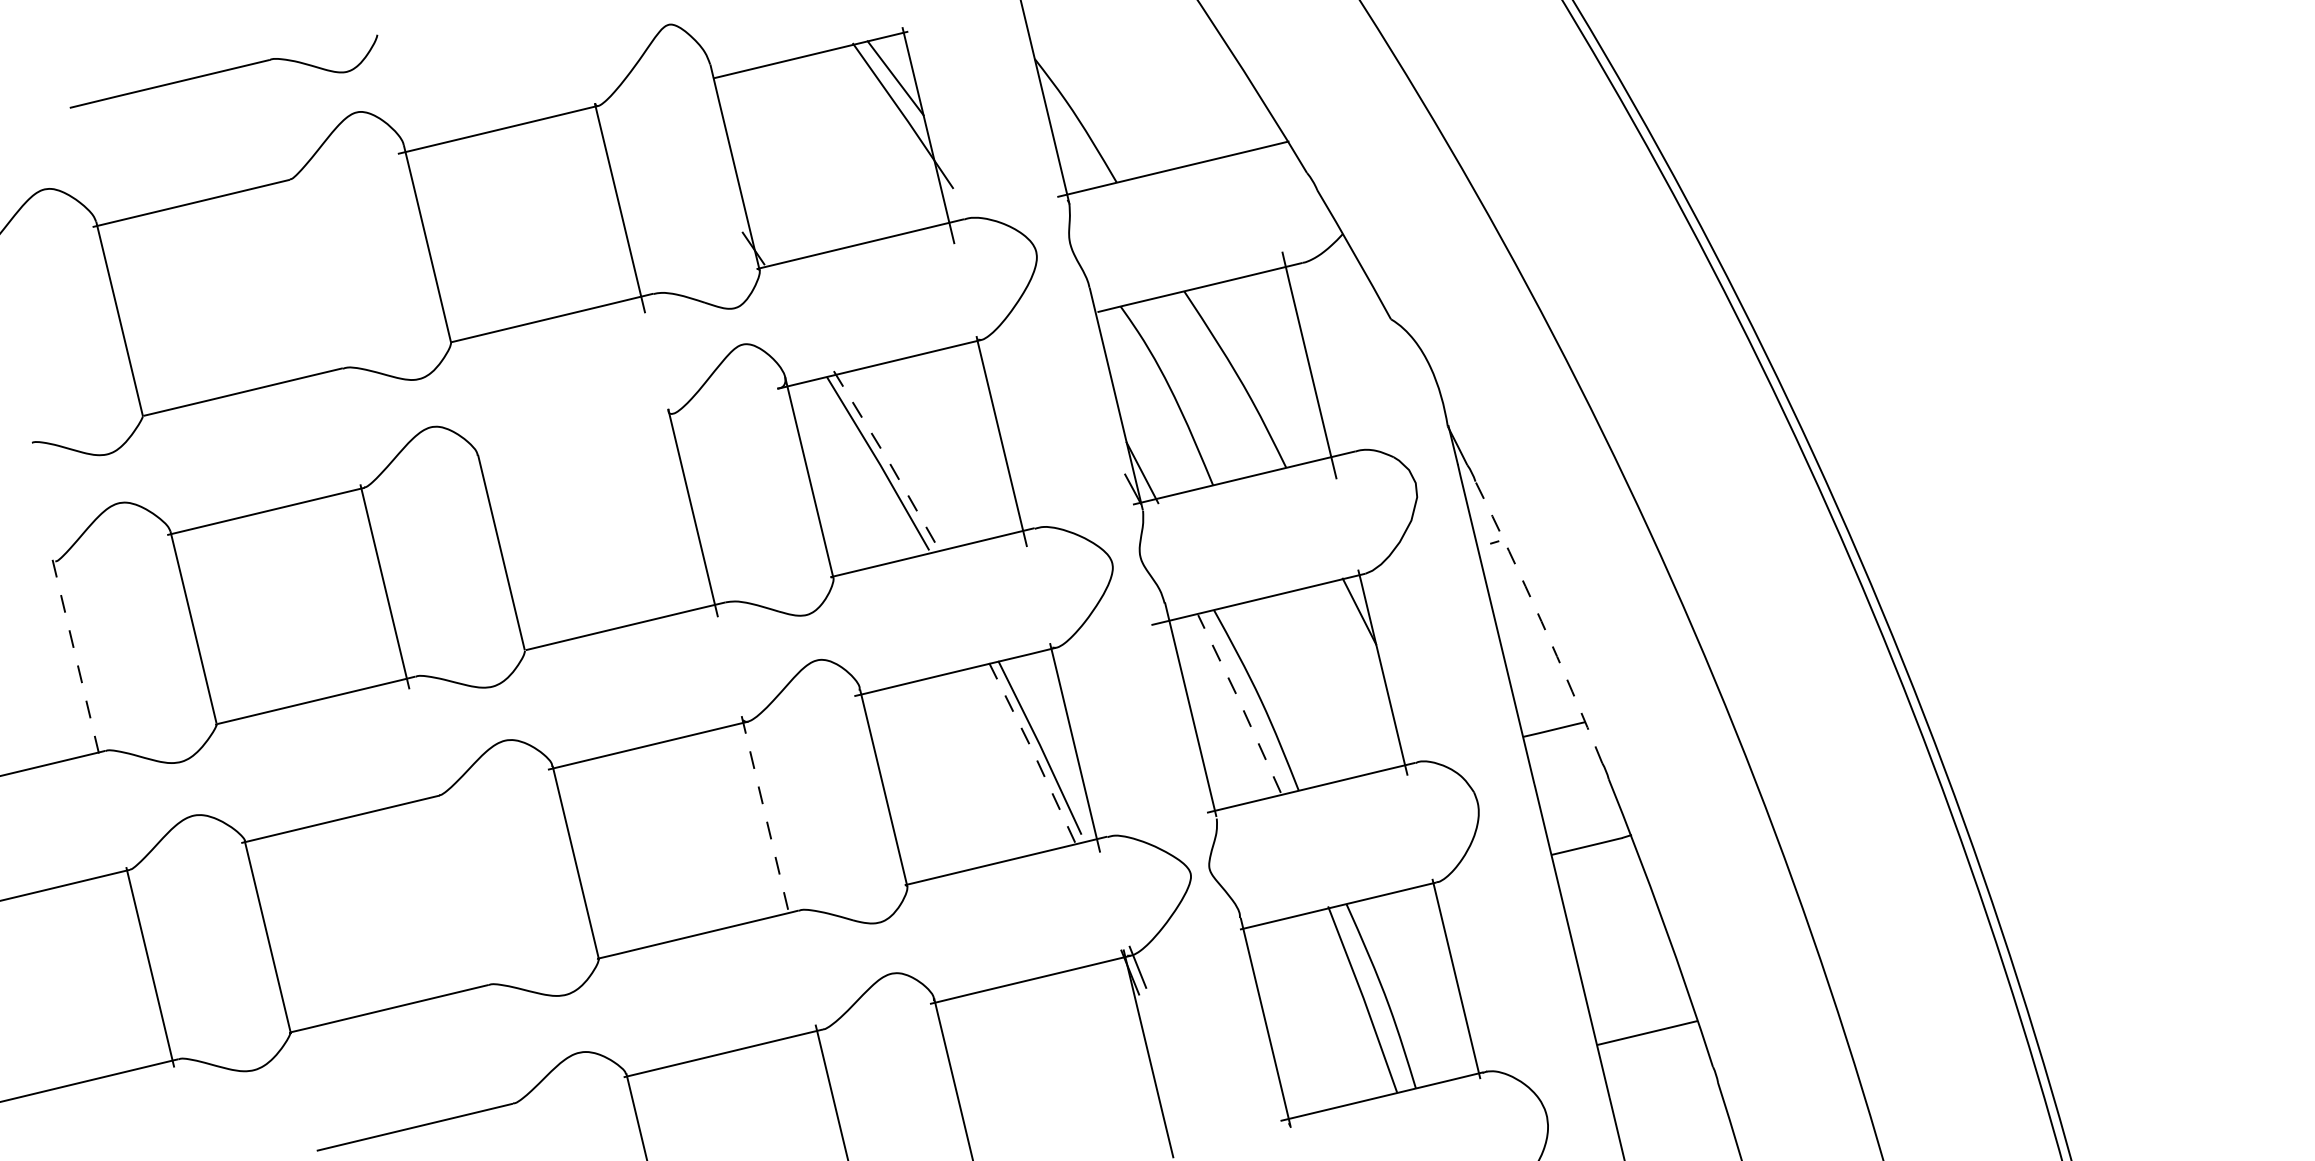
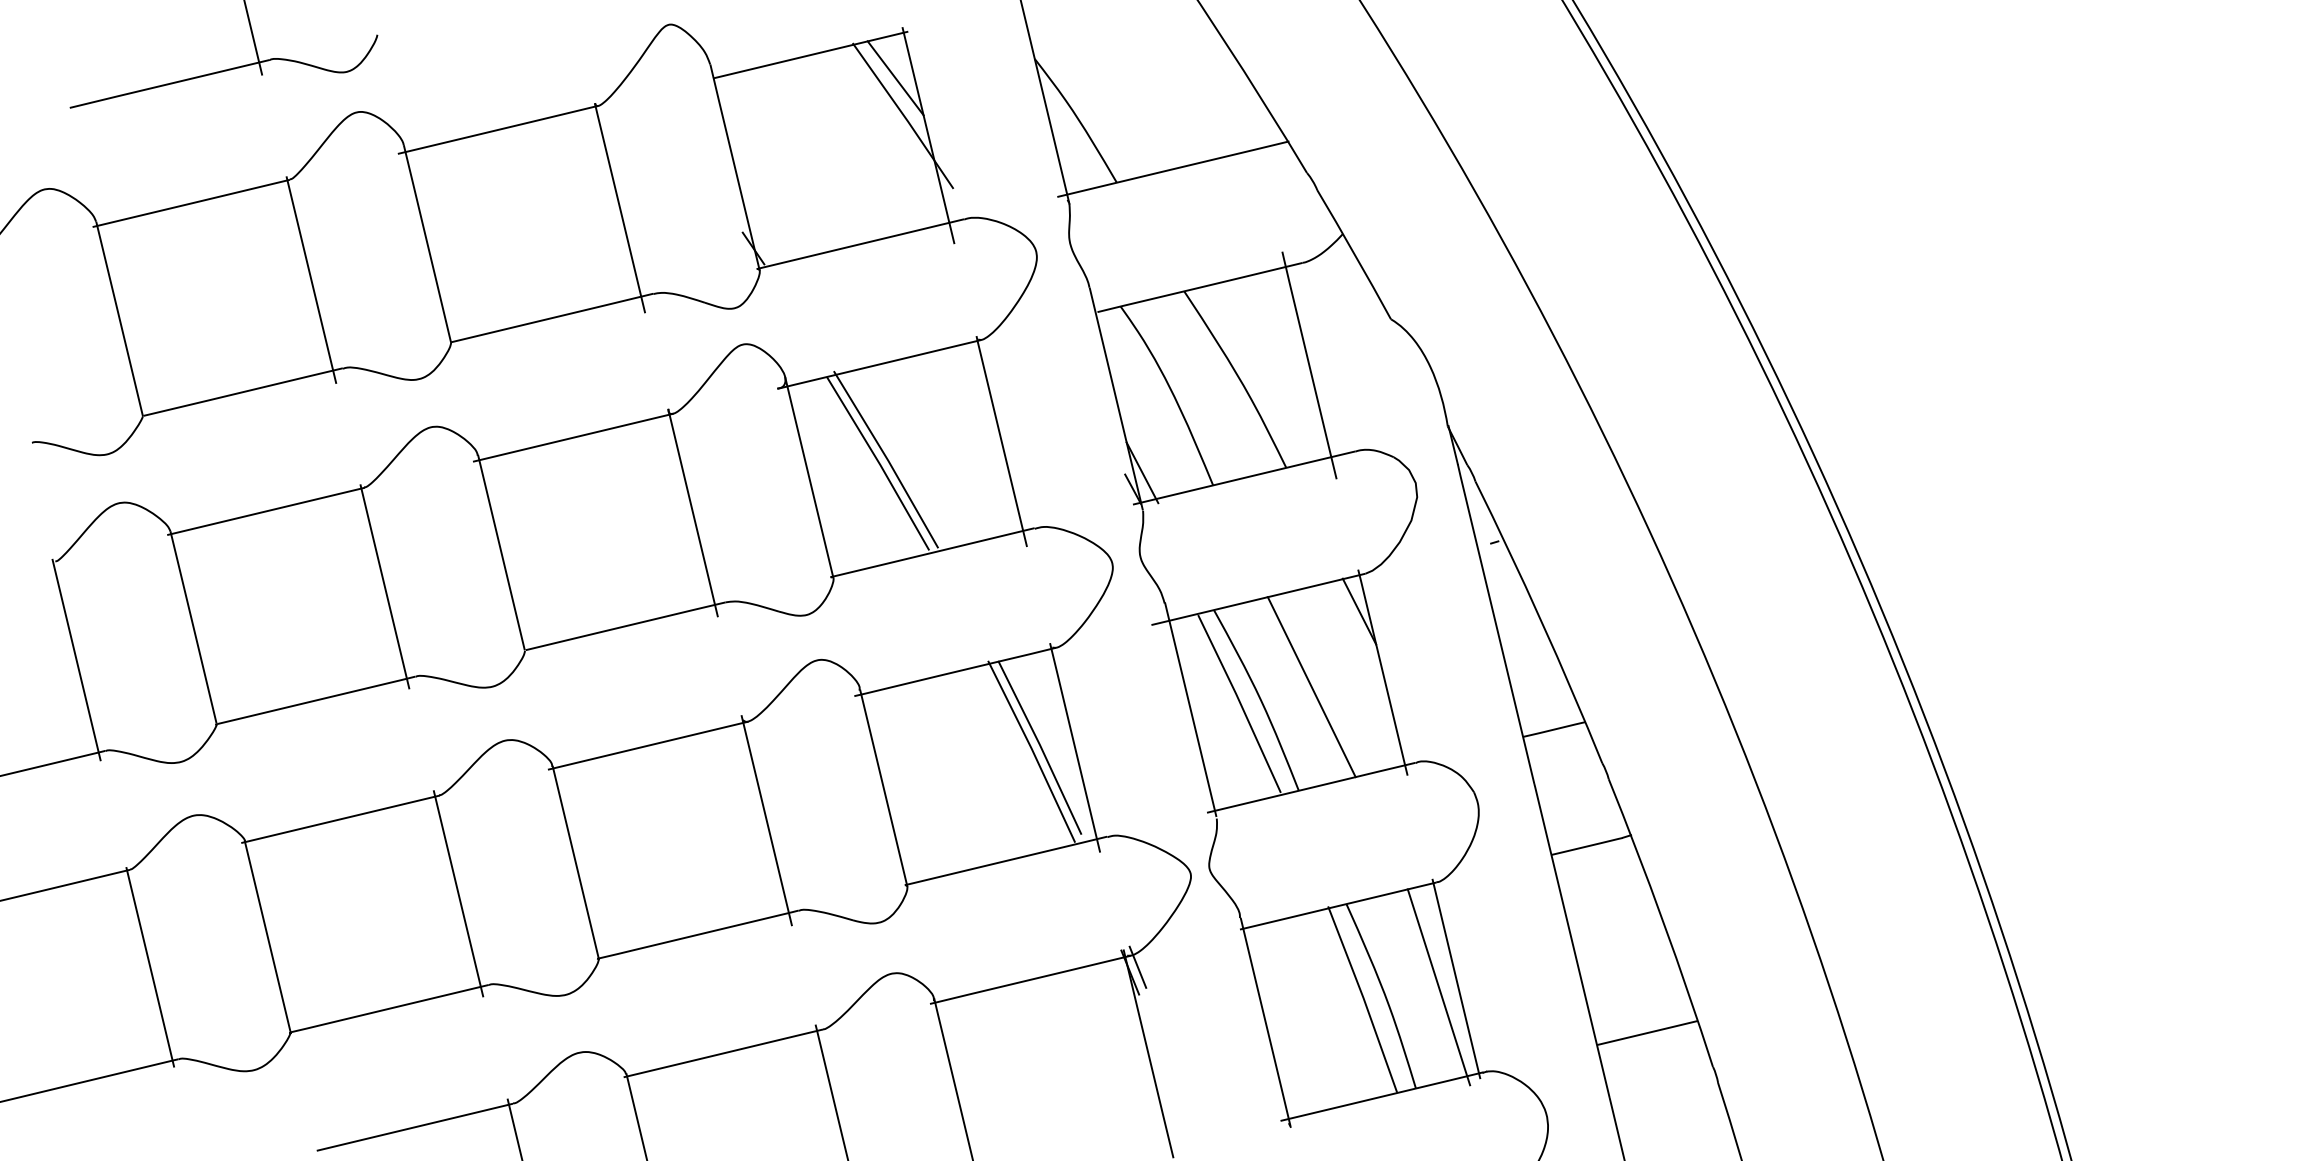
line: none -> present (253, 38)
line: none -> present (311, 279)
line: none -> present (572, 437)
line: dashed -> solid (887, 459)
arc: dashed -> solid (1541, 621)
line: dashed -> solid (76, 660)
line: none -> present (1311, 687)
line: dashed -> solid (1240, 703)
line: dashed -> solid (1032, 750)
line: dashed -> solid (766, 820)
line: none -> present (458, 893)
line: none -> present (1438, 987)
line: none -> present (514, 1128)
